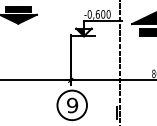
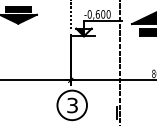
line: none -> present (70, 16)
text: 9 -> 3 (72, 105)
